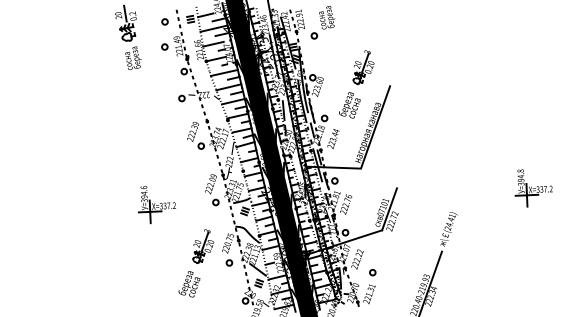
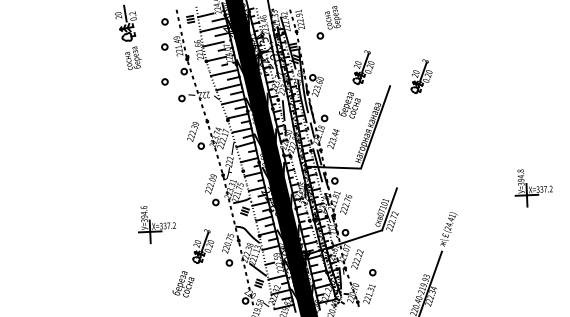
part position: (322, 22) -> (328, 22) (328, 22)
part: none -> present (421, 76)
circle: none -> present (164, 81)
part position: (156, 205) -> (156, 225) (156, 225)
text position: (189, 284) -> (183, 284) (183, 284)
